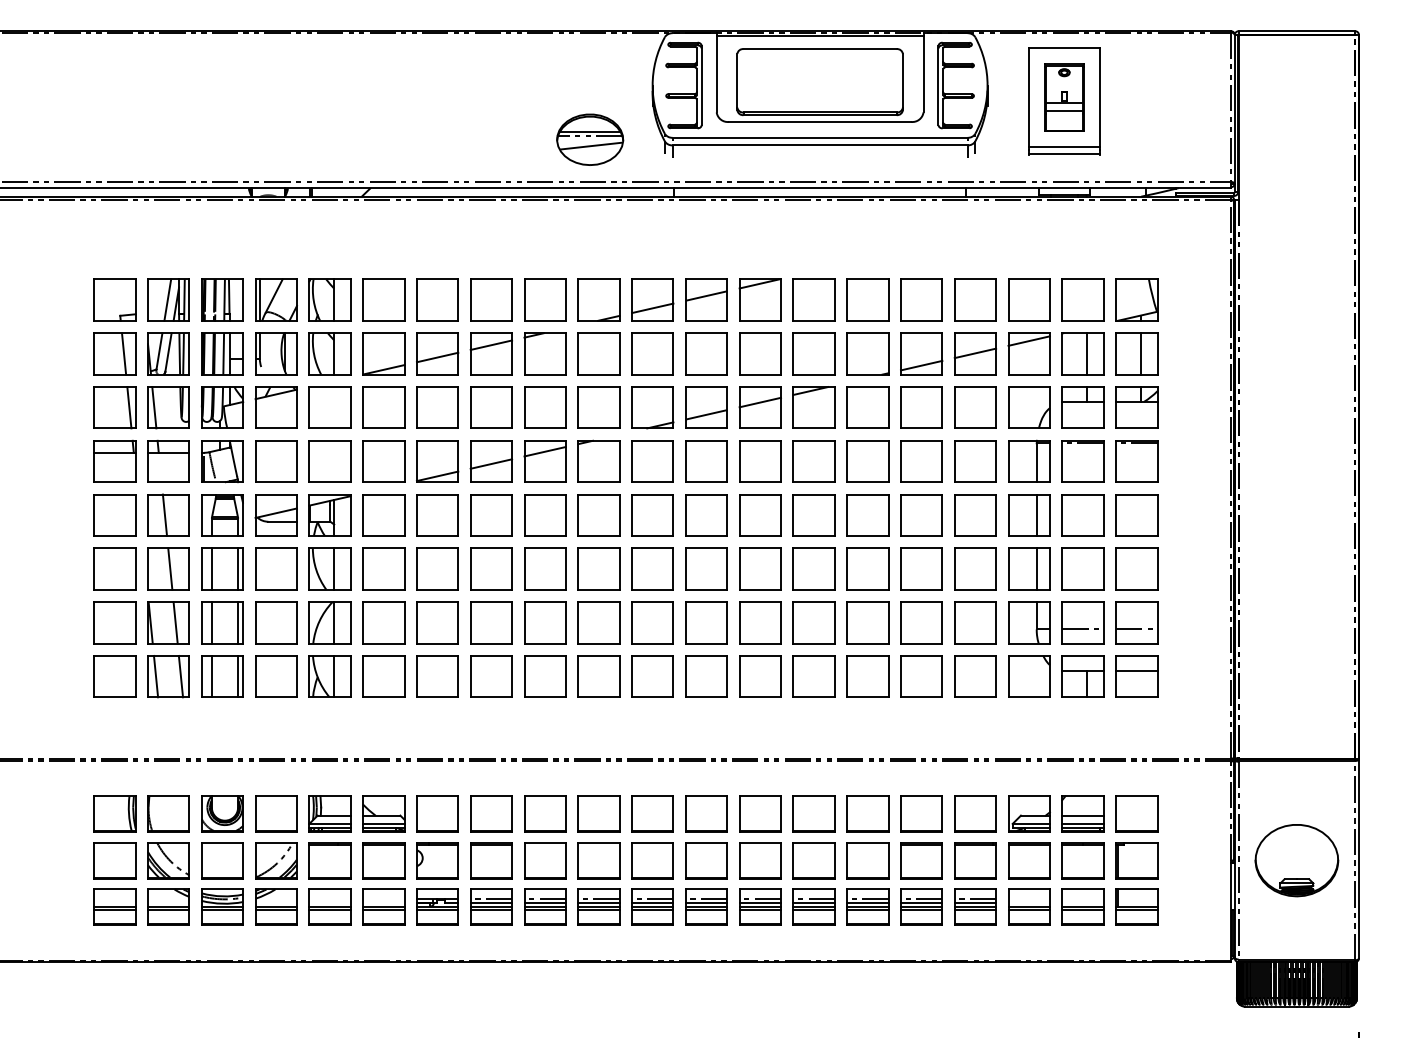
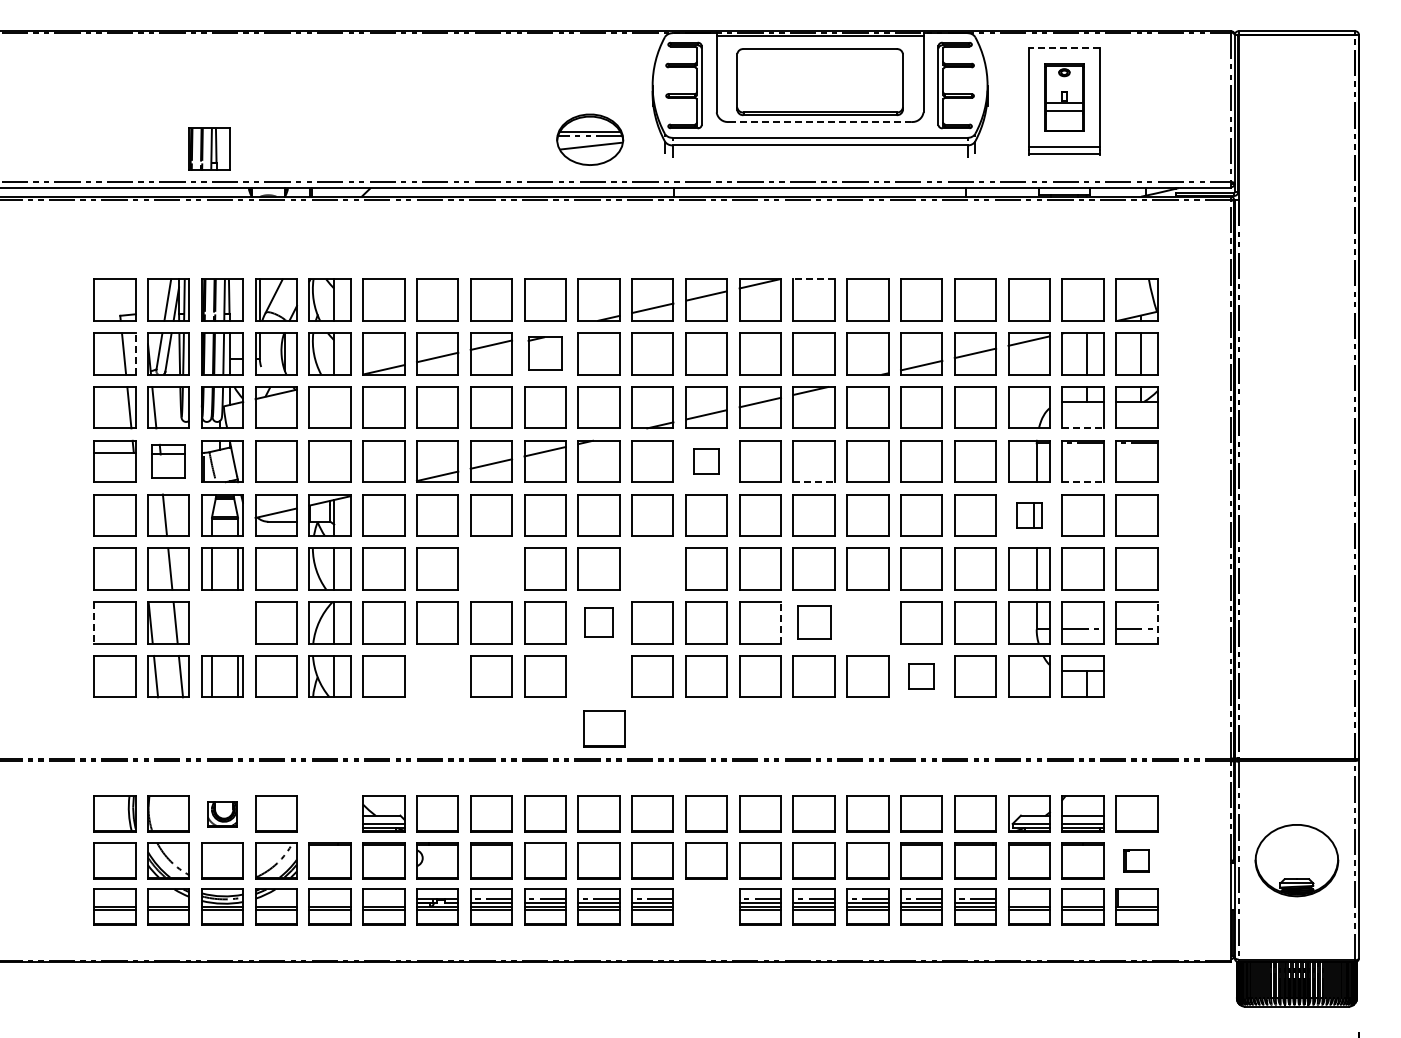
line: solid -> dashed (1064, 48)
line: solid -> dashed (820, 122)
part: none -> present (209, 148)
line: solid -> dashed (814, 279)
line: solid -> dashed (135, 353)
part size: 44x44 px -> 36x35 px (544, 353)
line: solid -> dashed (1083, 428)
part size: 43x44 px -> 35x35 px (168, 461)
part size: 43x43 px -> 27x27 px (706, 461)
line: solid -> dashed (814, 482)
line: solid -> dashed (1083, 482)
part size: 43x43 px -> 27x27 px (1029, 515)
part: present -> none (491, 568)
part: present -> none (652, 568)
line: solid -> dashed (94, 622)
part: present -> none (222, 622)
part size: 44x44 px -> 30x31 px (598, 622)
line: solid -> dashed (781, 622)
part size: 44x44 px -> 35x35 px (814, 622)
part: present -> none (867, 622)
line: solid -> dashed (1157, 622)
part: present -> none (437, 676)
part: present -> none (598, 676)
part size: 43x43 px -> 27x27 px (921, 676)
part: present -> none (1136, 676)
part: none -> present (604, 728)
part size: 43x38 px -> 31x27 px (222, 814)
part: present -> none (329, 813)
part size: 44x38 px -> 27x24 px (1136, 860)
part: present -> none (706, 906)
